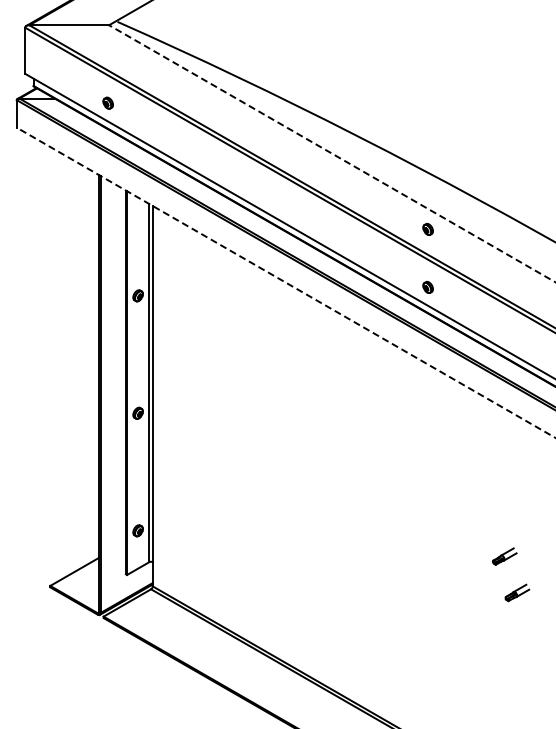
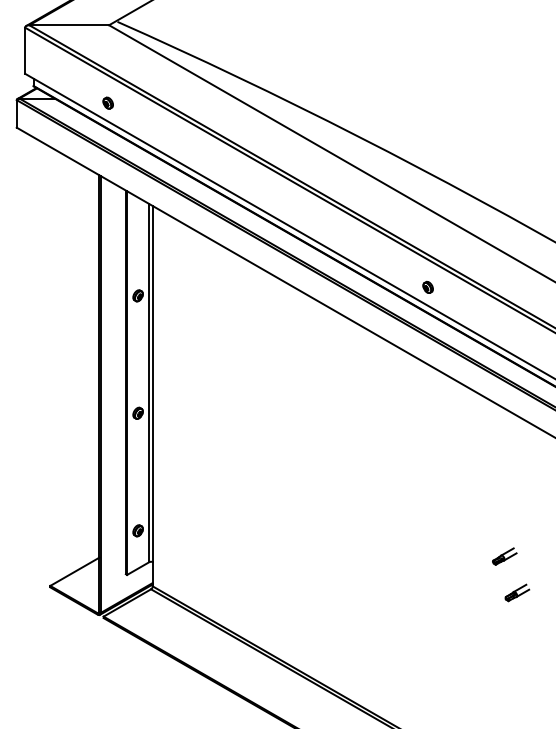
line: dashed -> solid (331, 153)
part: present -> none (427, 228)
line: dashed -> solid (286, 282)
